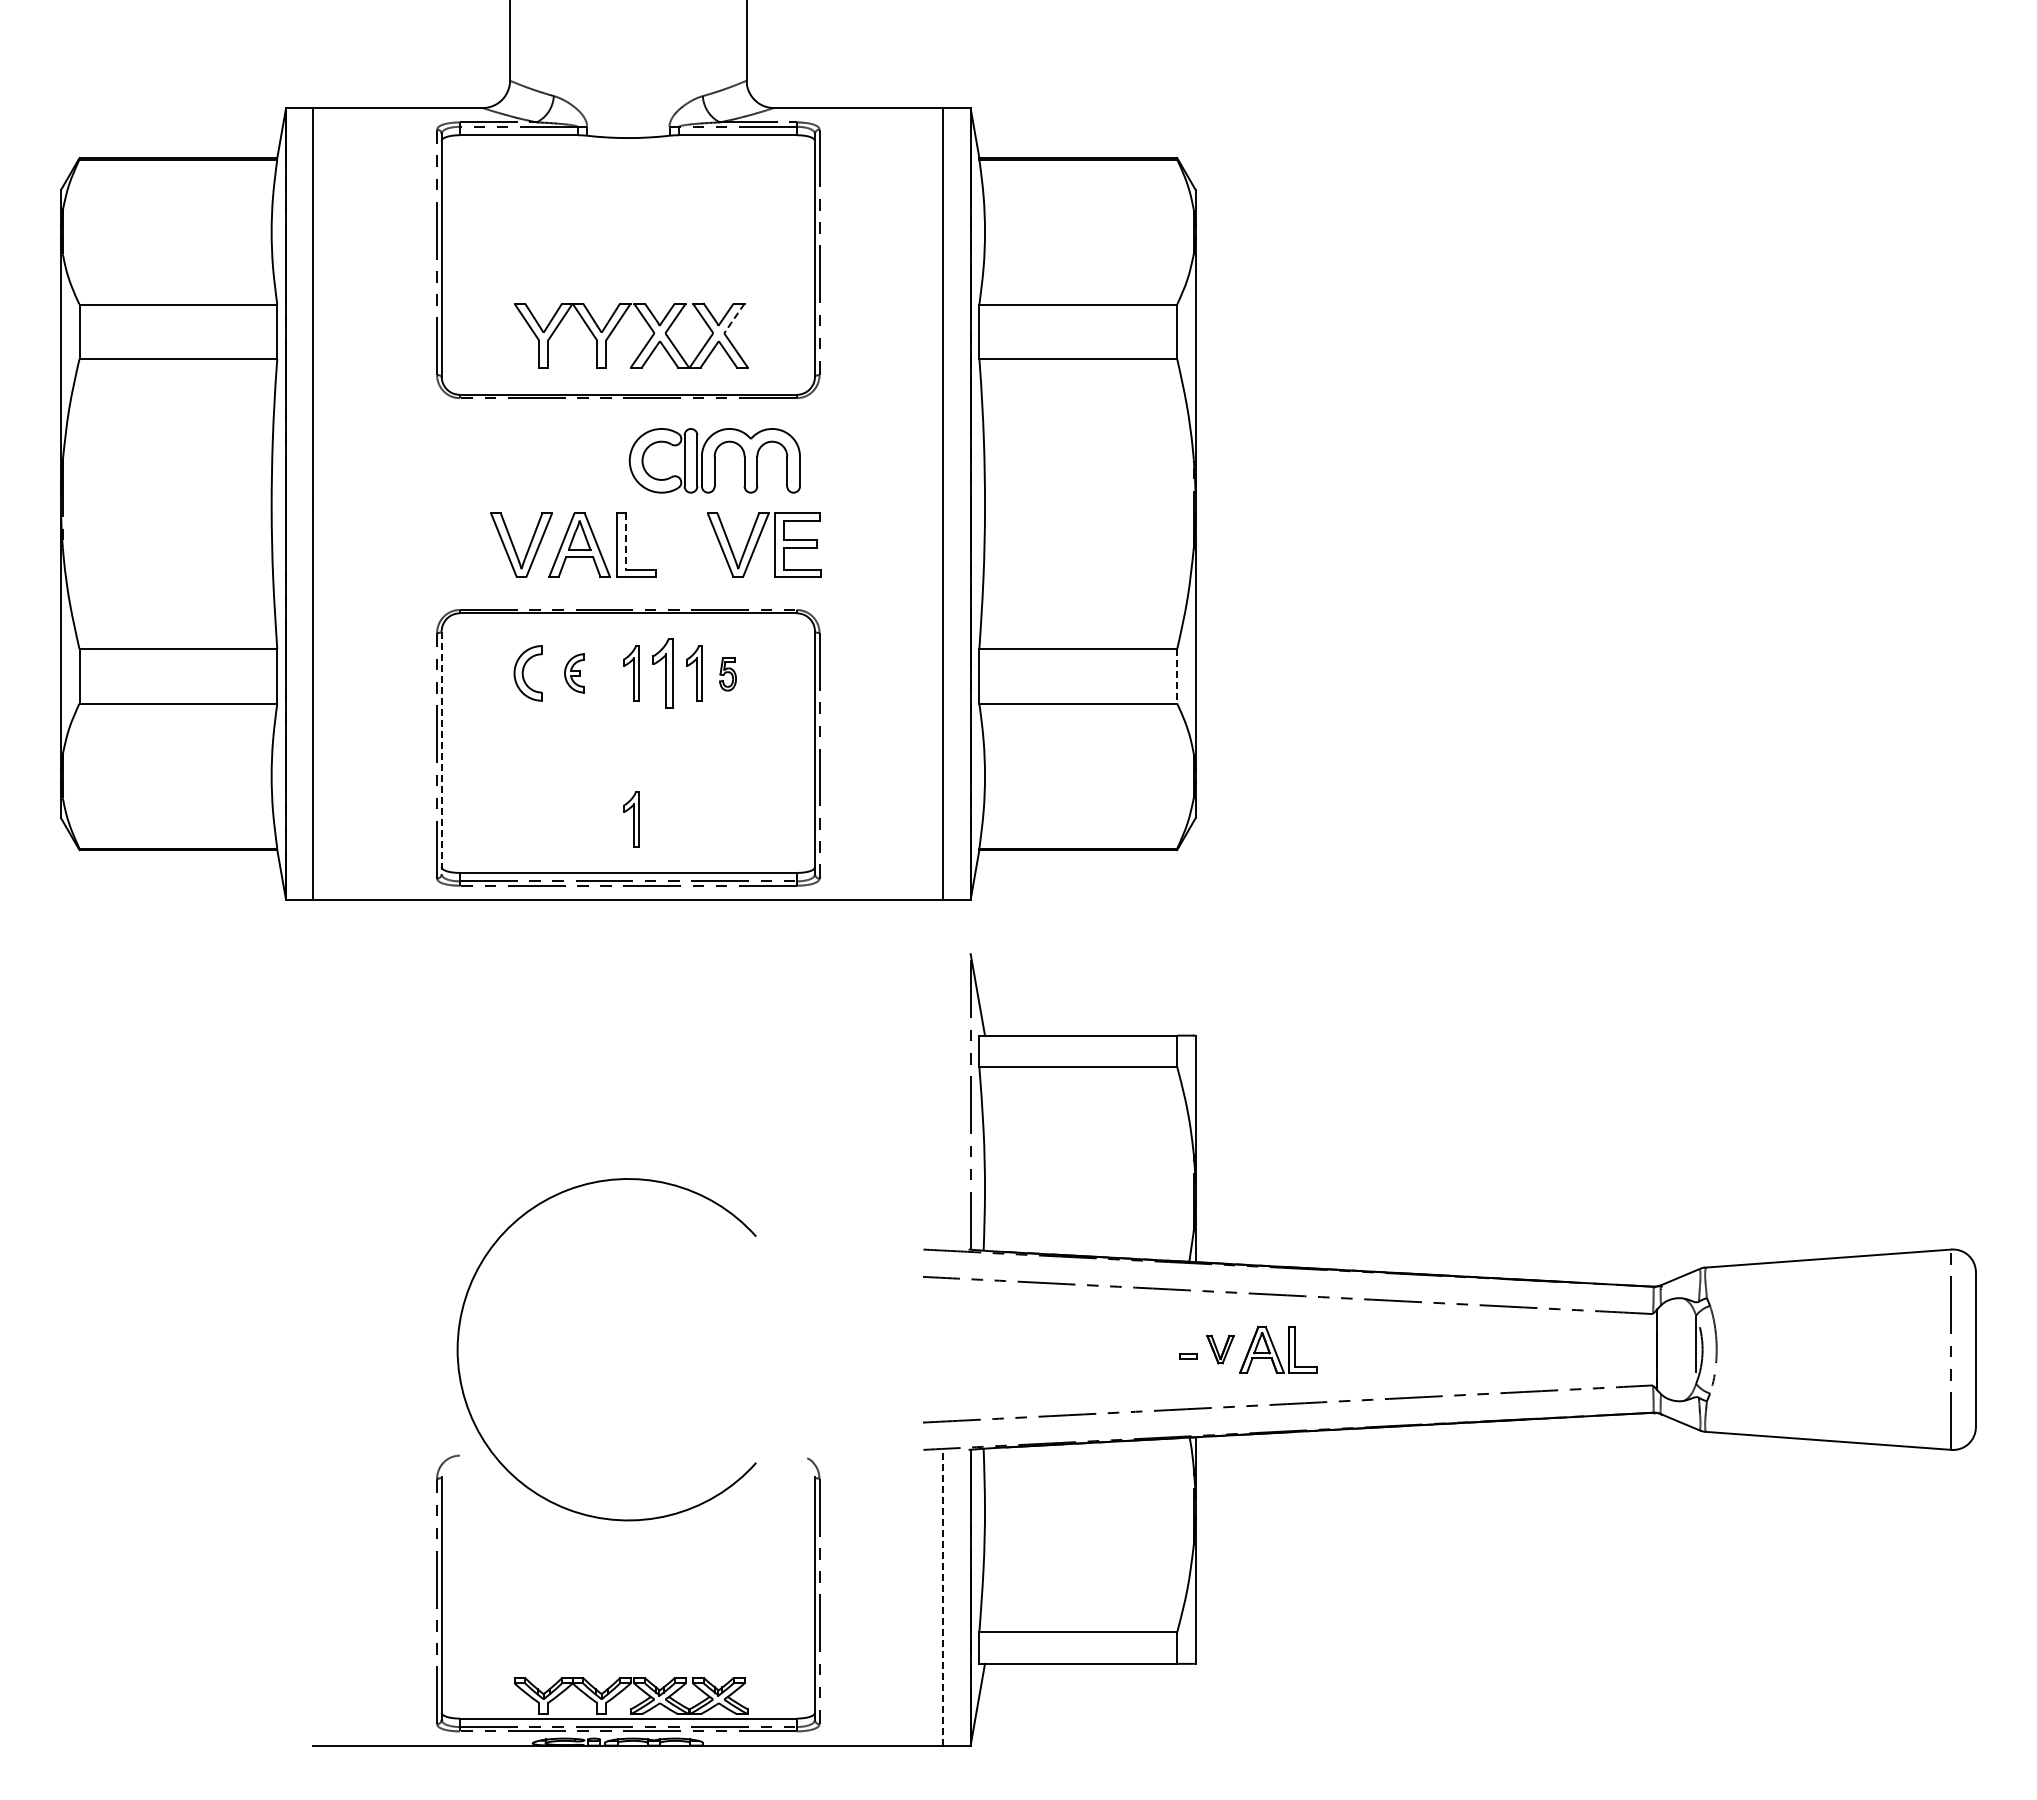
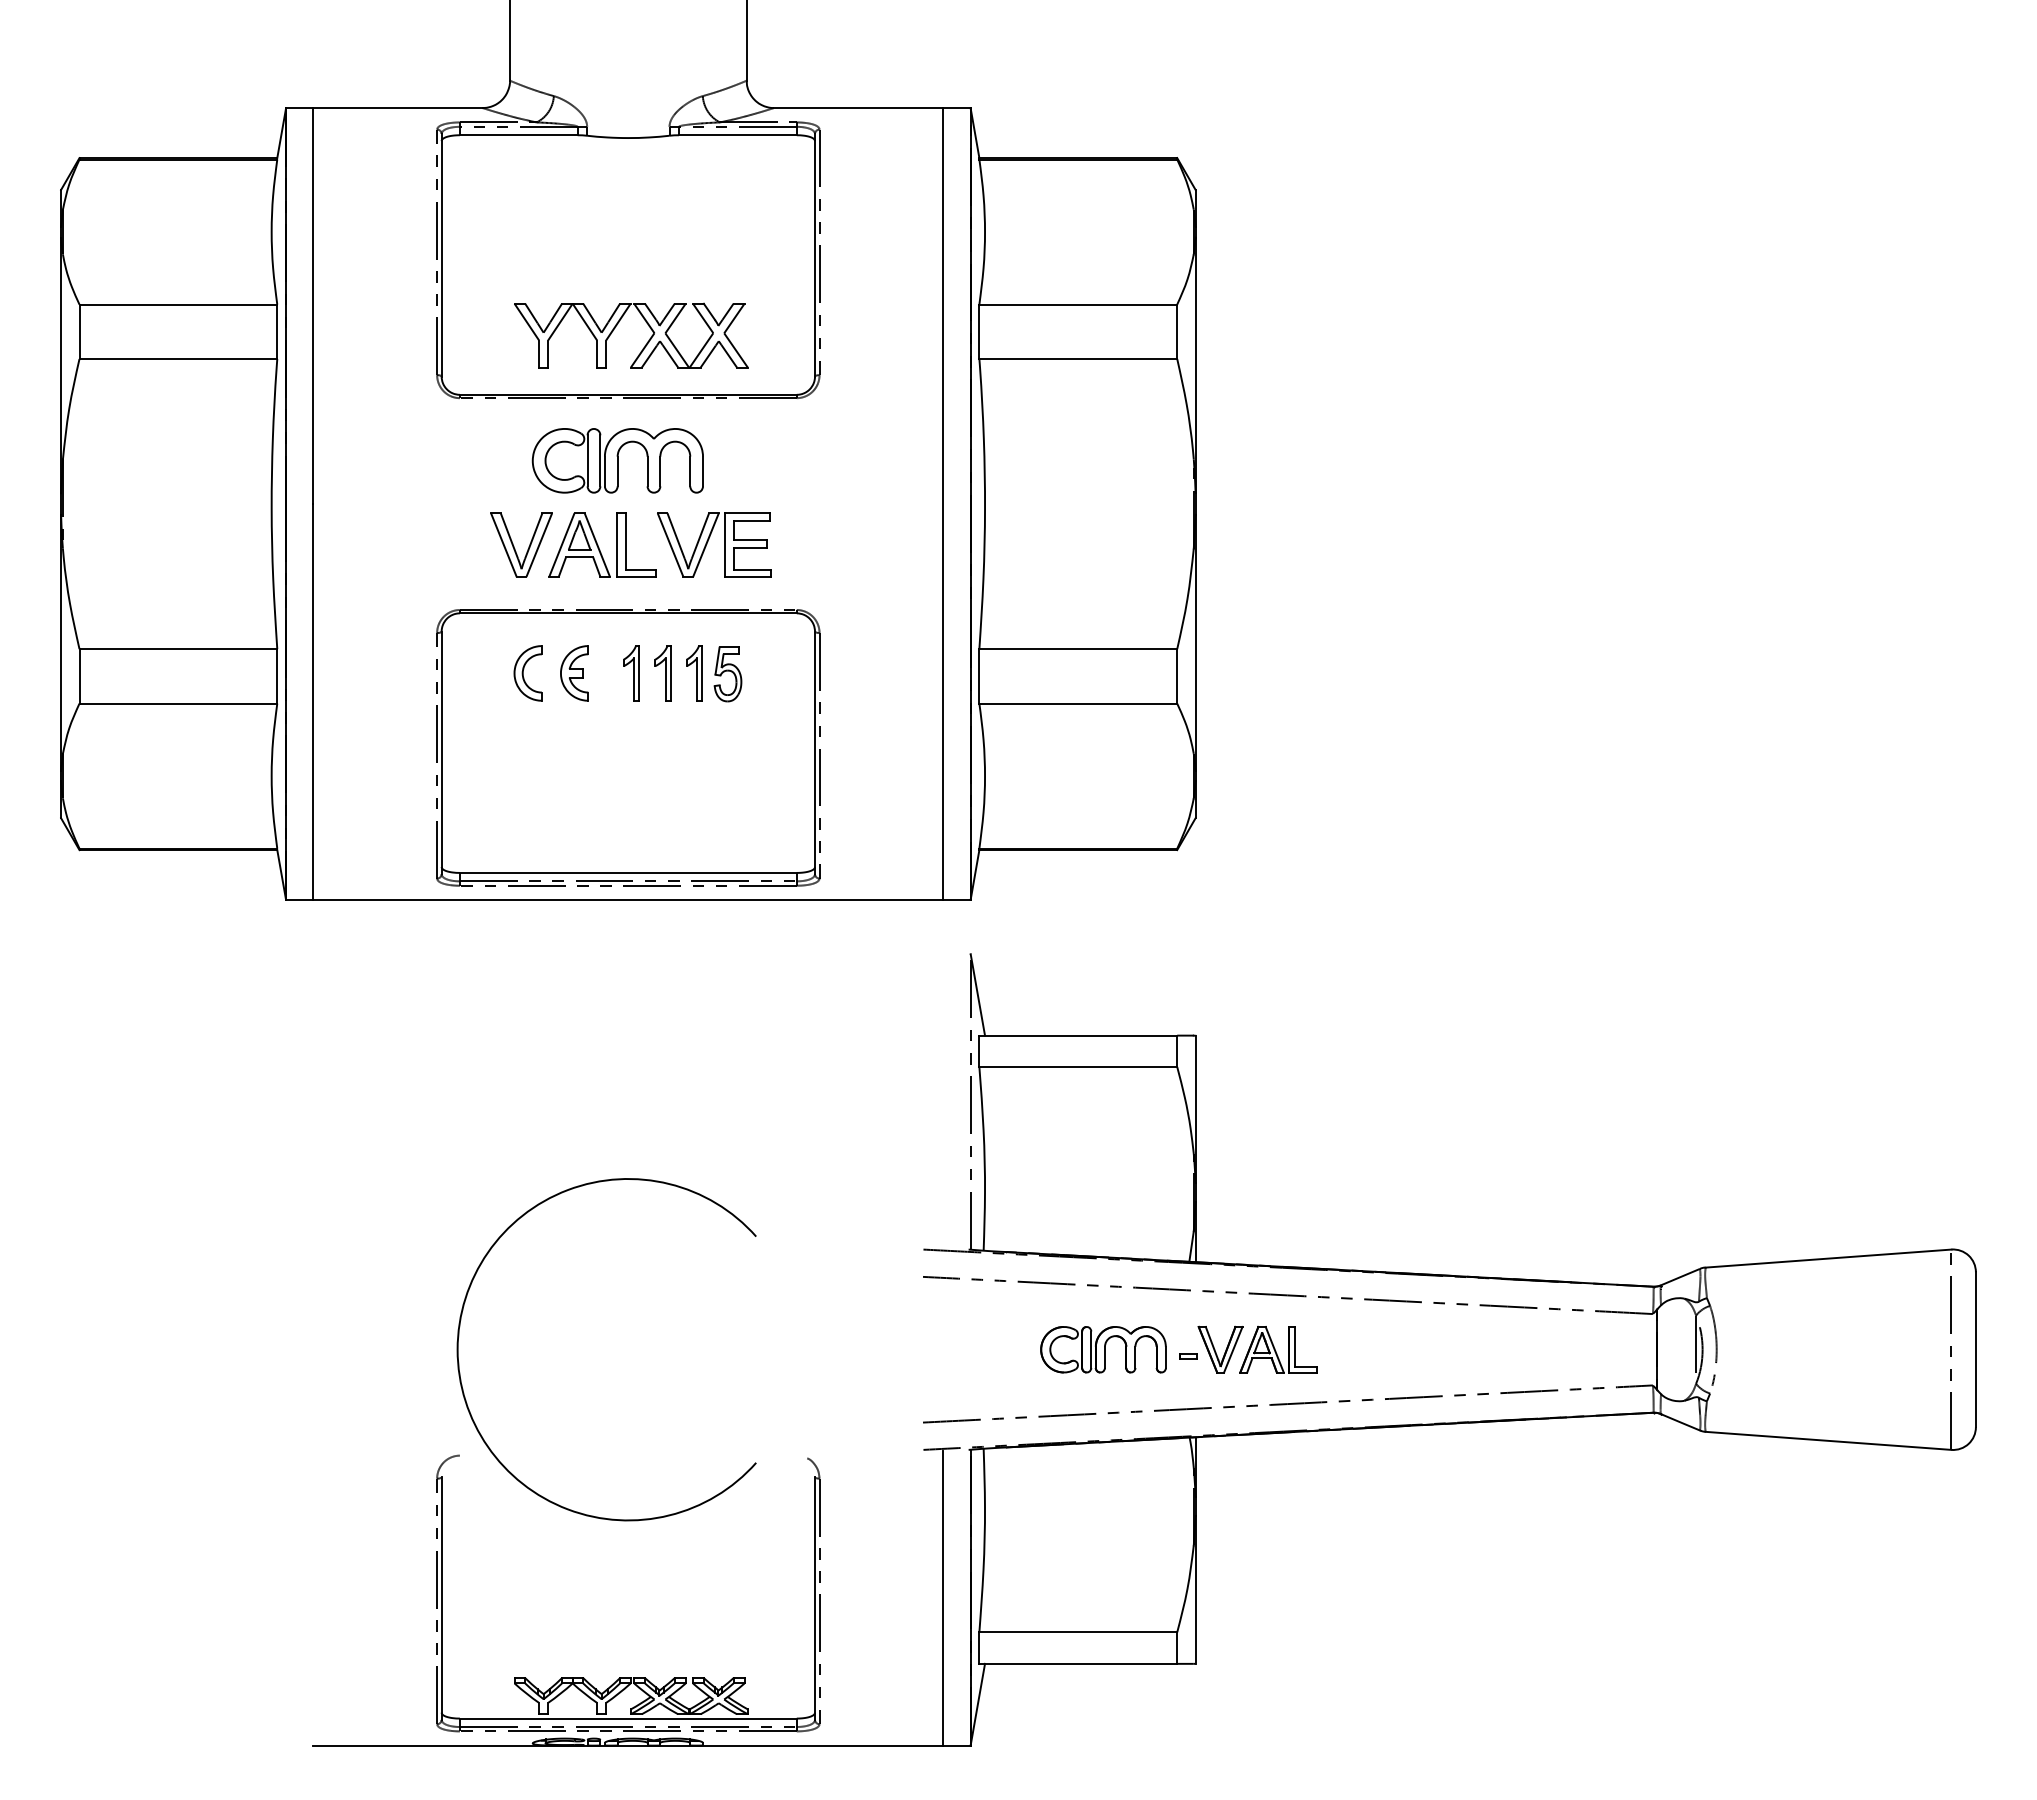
line: dashed -> solid (733, 319)
part position: (714, 460) -> (617, 460) (617, 460)
line: dashed -> solid (625, 541)
part position: (758, 541) -> (708, 541) (708, 541)
part size: 21x41 px -> 29x57 px (574, 673)
part size: 22x71 px -> 18x57 px (662, 673)
part size: 18x35 px -> 30x57 px (727, 674)
line: dashed -> solid (1177, 676)
line: dashed -> solid (441, 753)
part: present -> none (631, 819)
part: none -> present (1103, 1349)
part size: 29x31 px -> 47x49 px (1220, 1349)
line: dashed -> solid (943, 1597)
